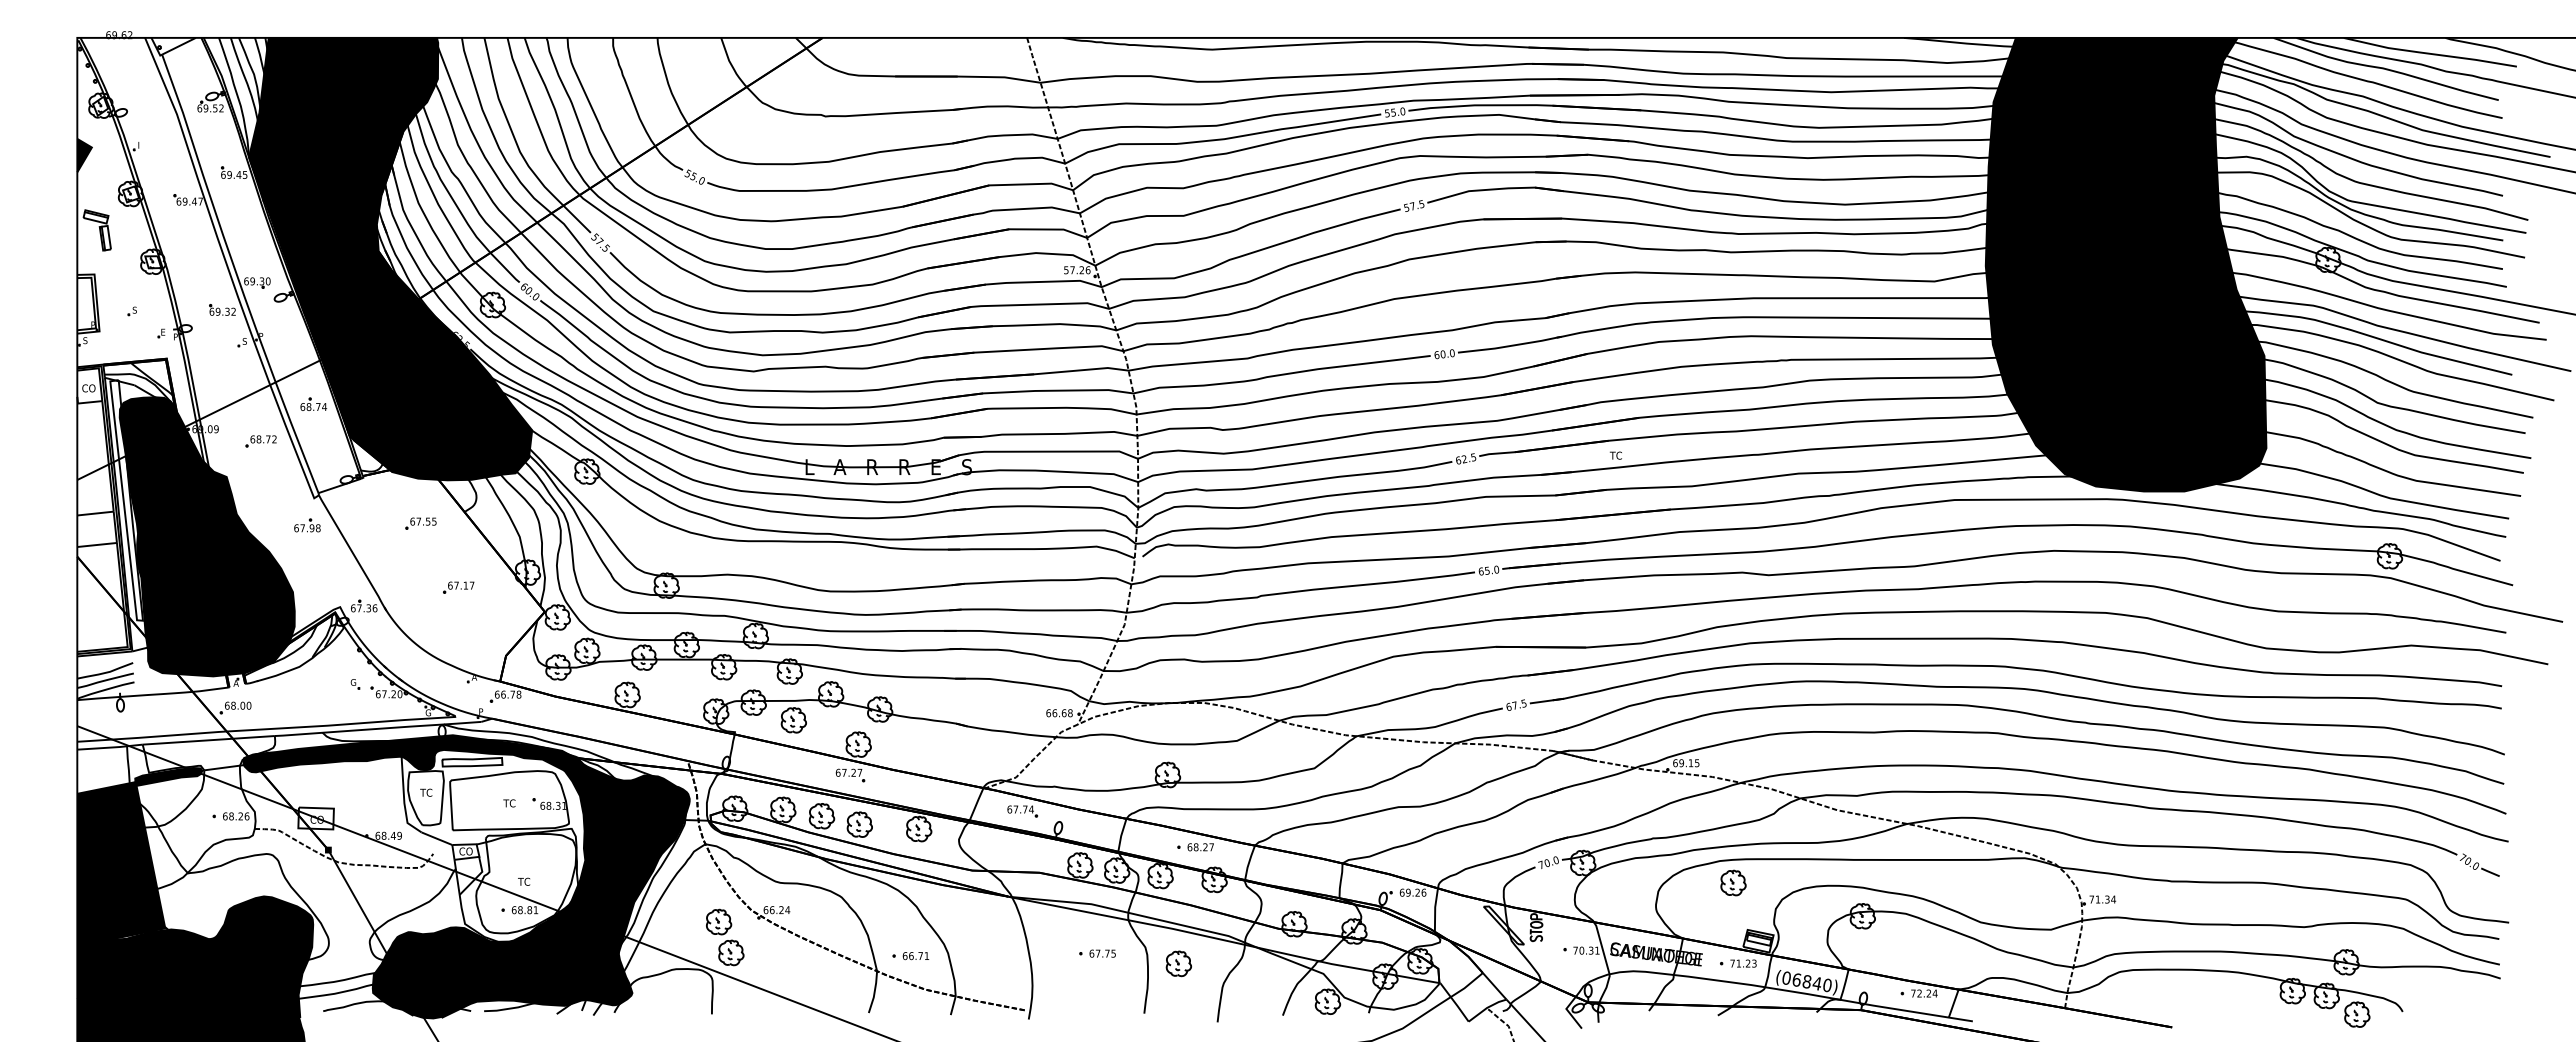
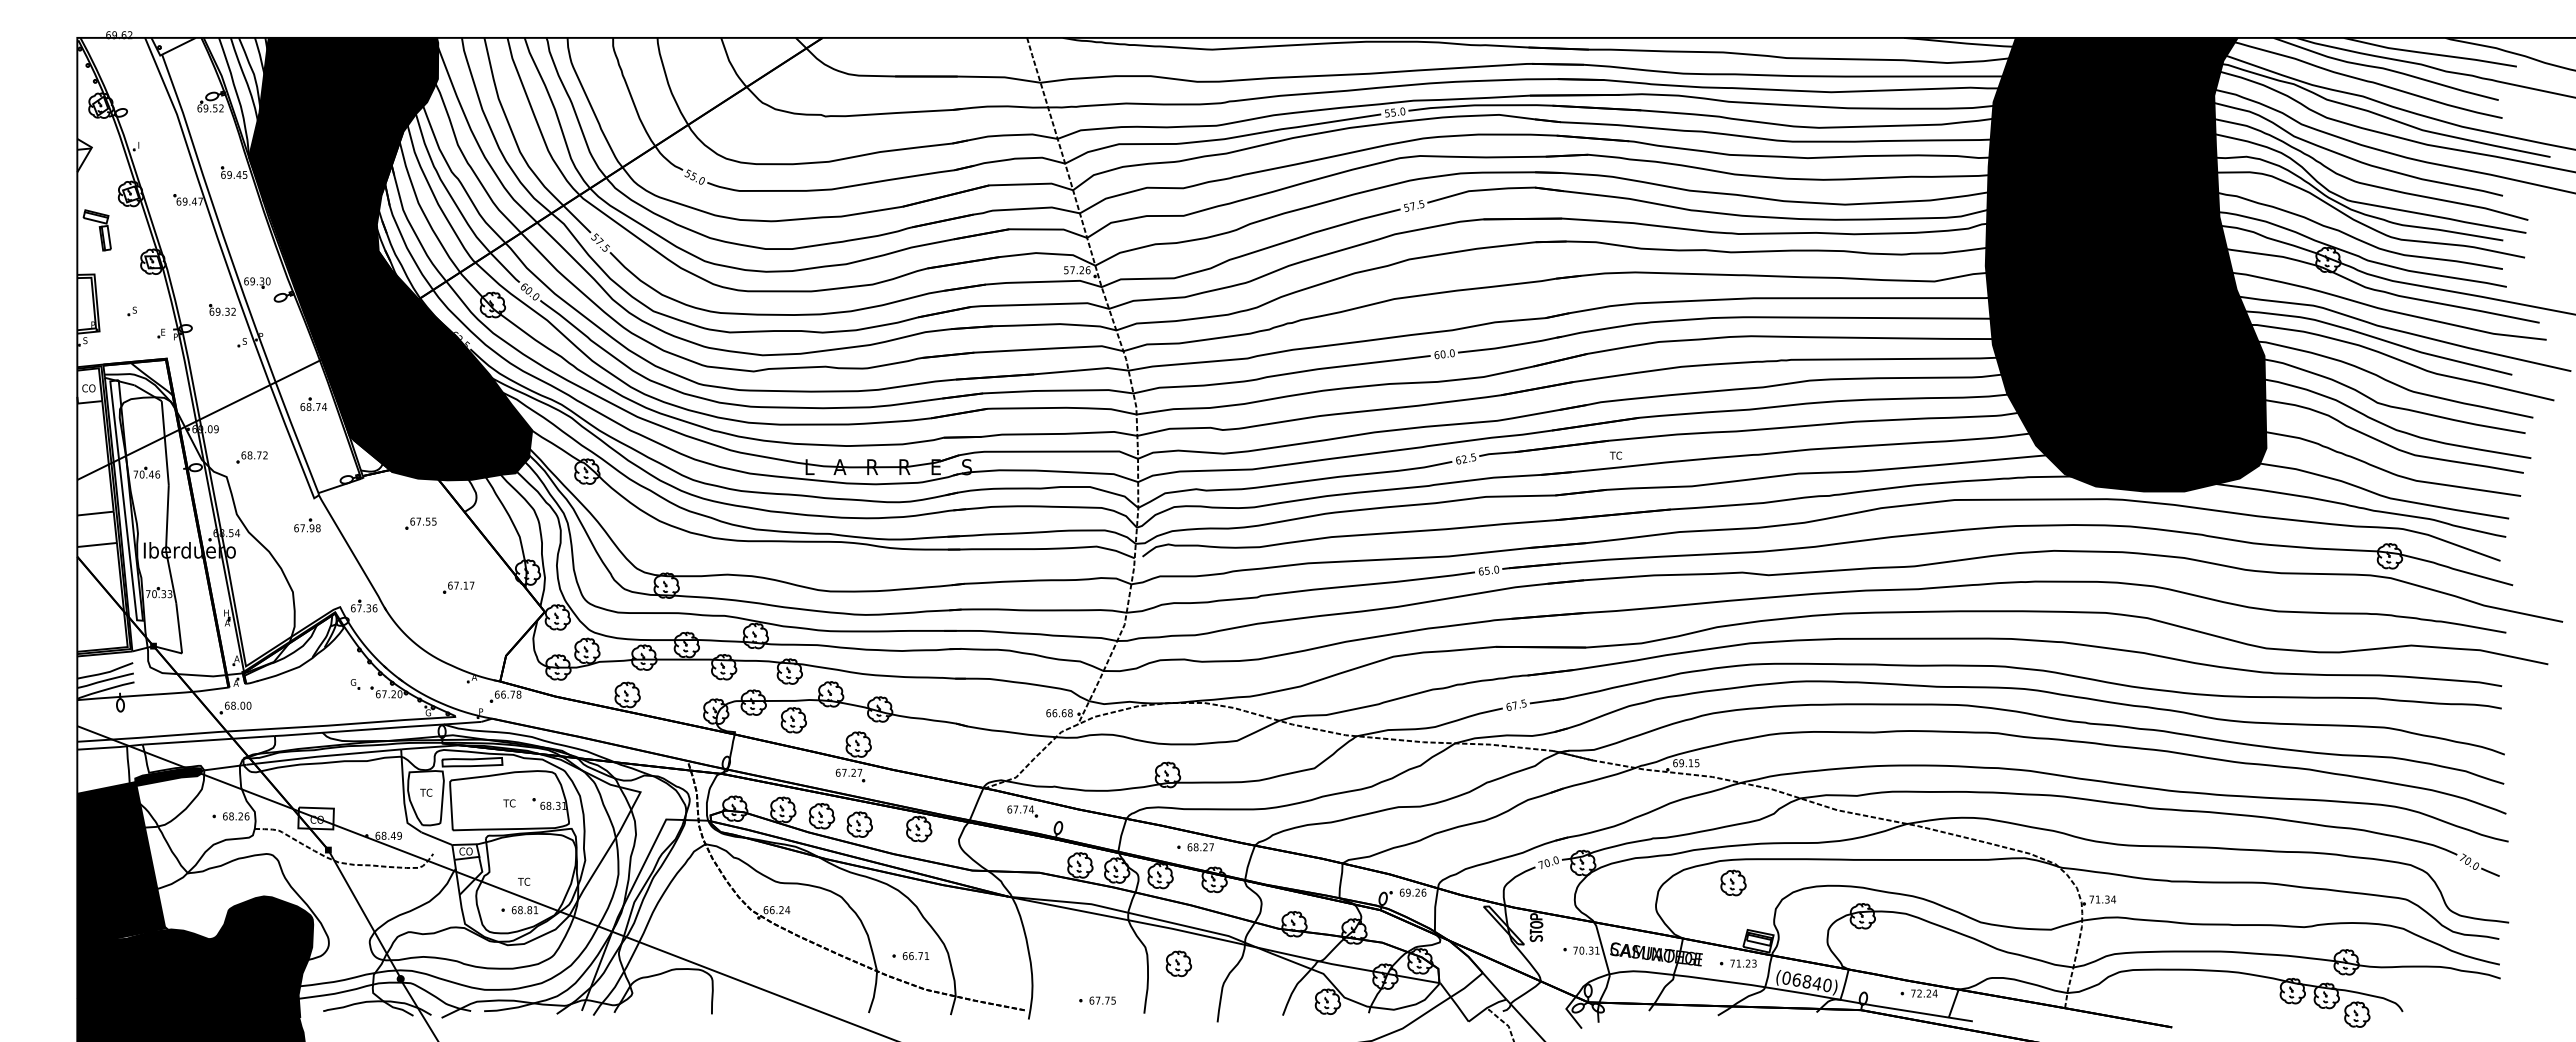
fill: present -> none (84, 155)
part position: (260, 441) -> (251, 457) (251, 457)
fill: present -> none (206, 536)
fill: present -> none (466, 877)
part: present -> none (725, 937)
part position: (1097, 953) -> (1097, 1000) (1097, 1000)
